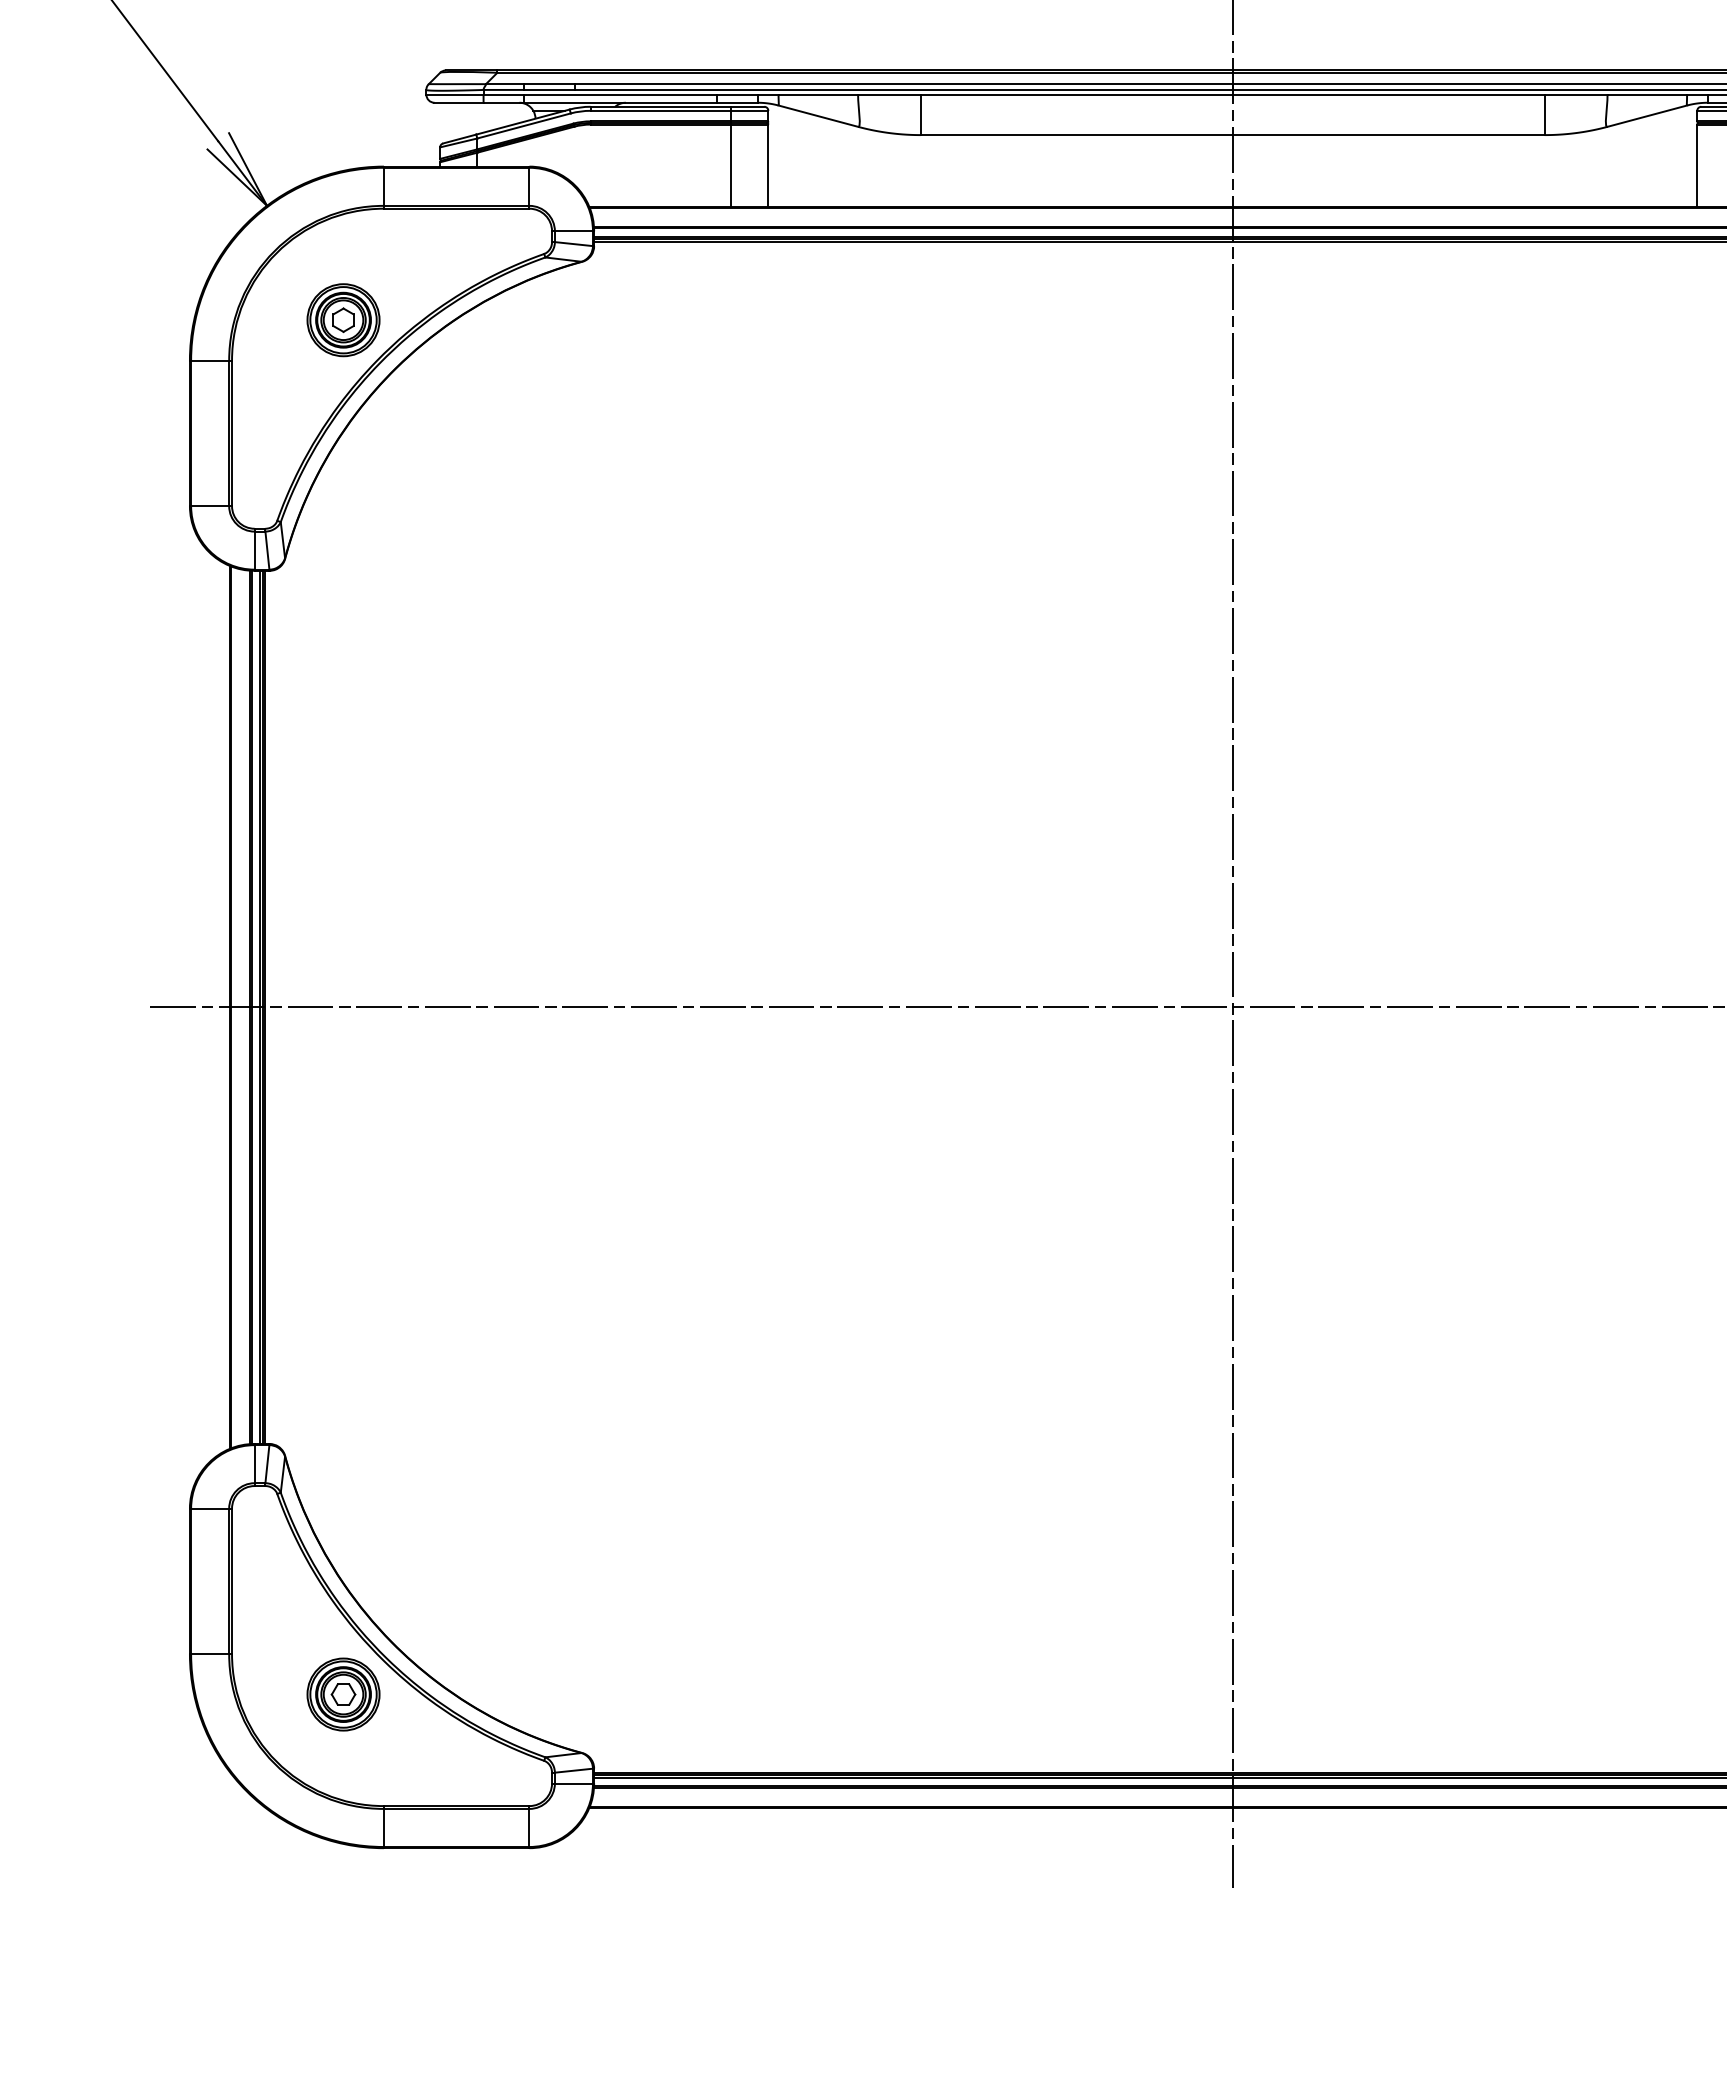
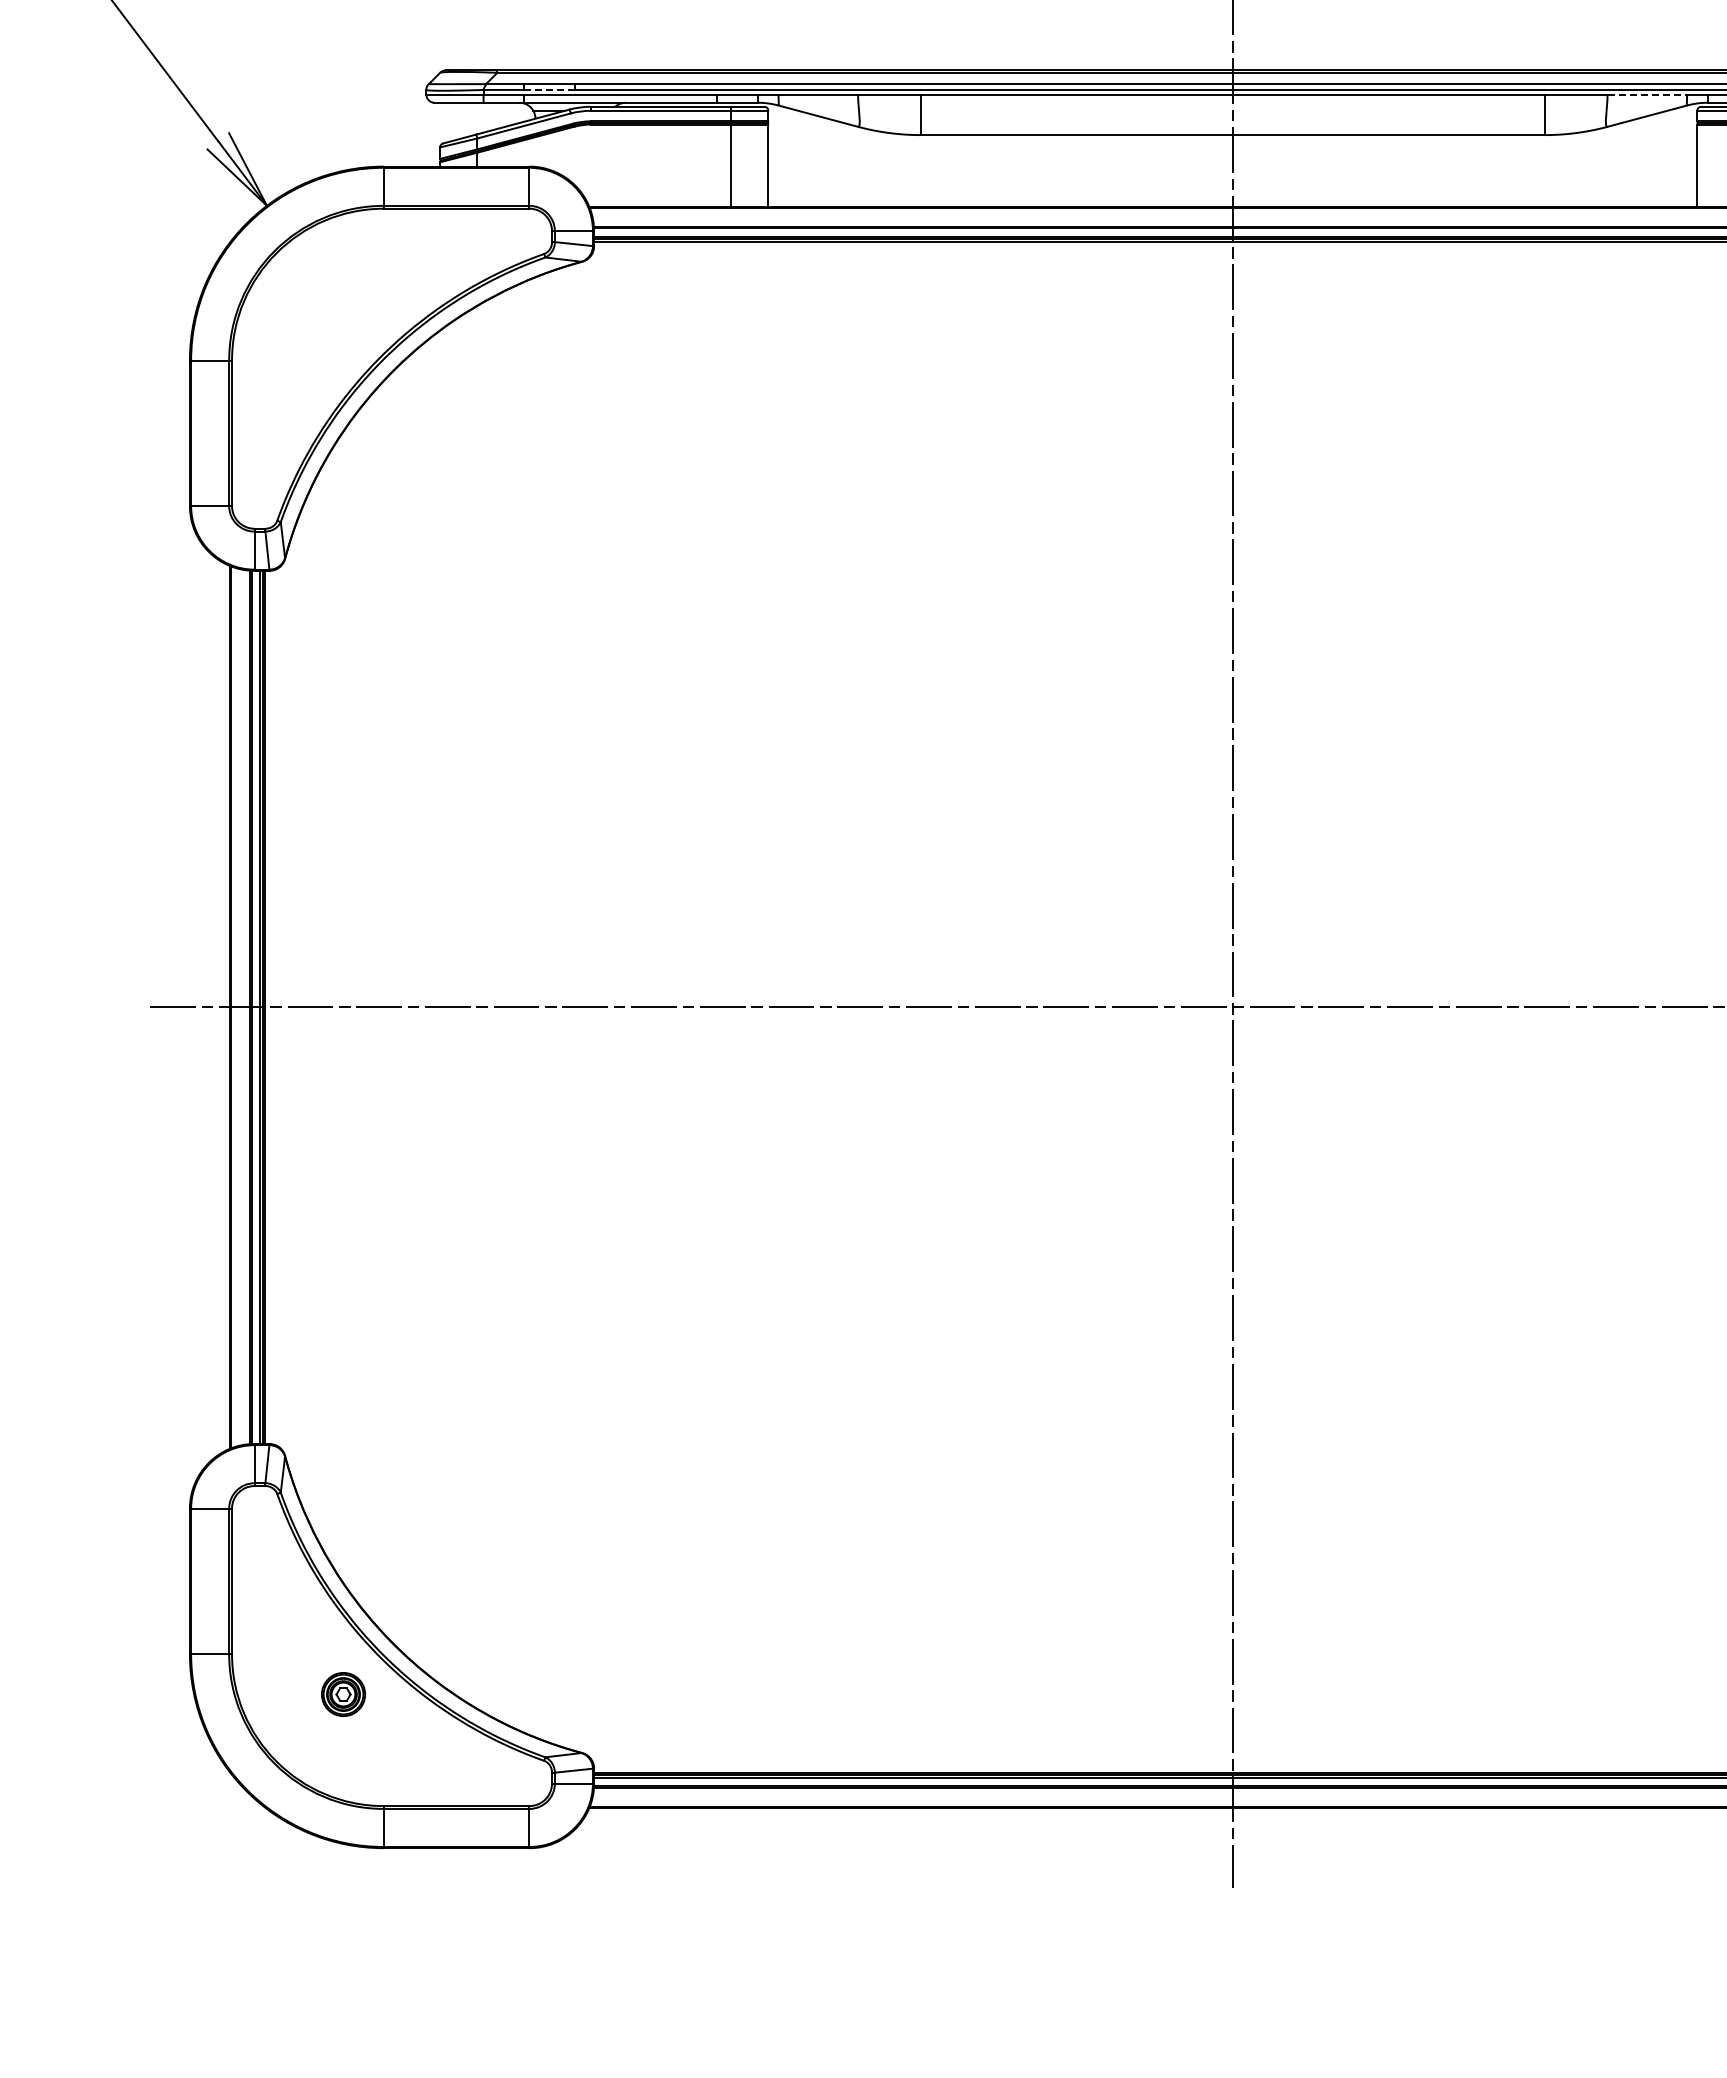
line: solid -> dashed (549, 89)
line: solid -> dashed (1647, 94)
part: present -> none (343, 320)
part size: 75x75 px -> 45x45 px (343, 1694)
